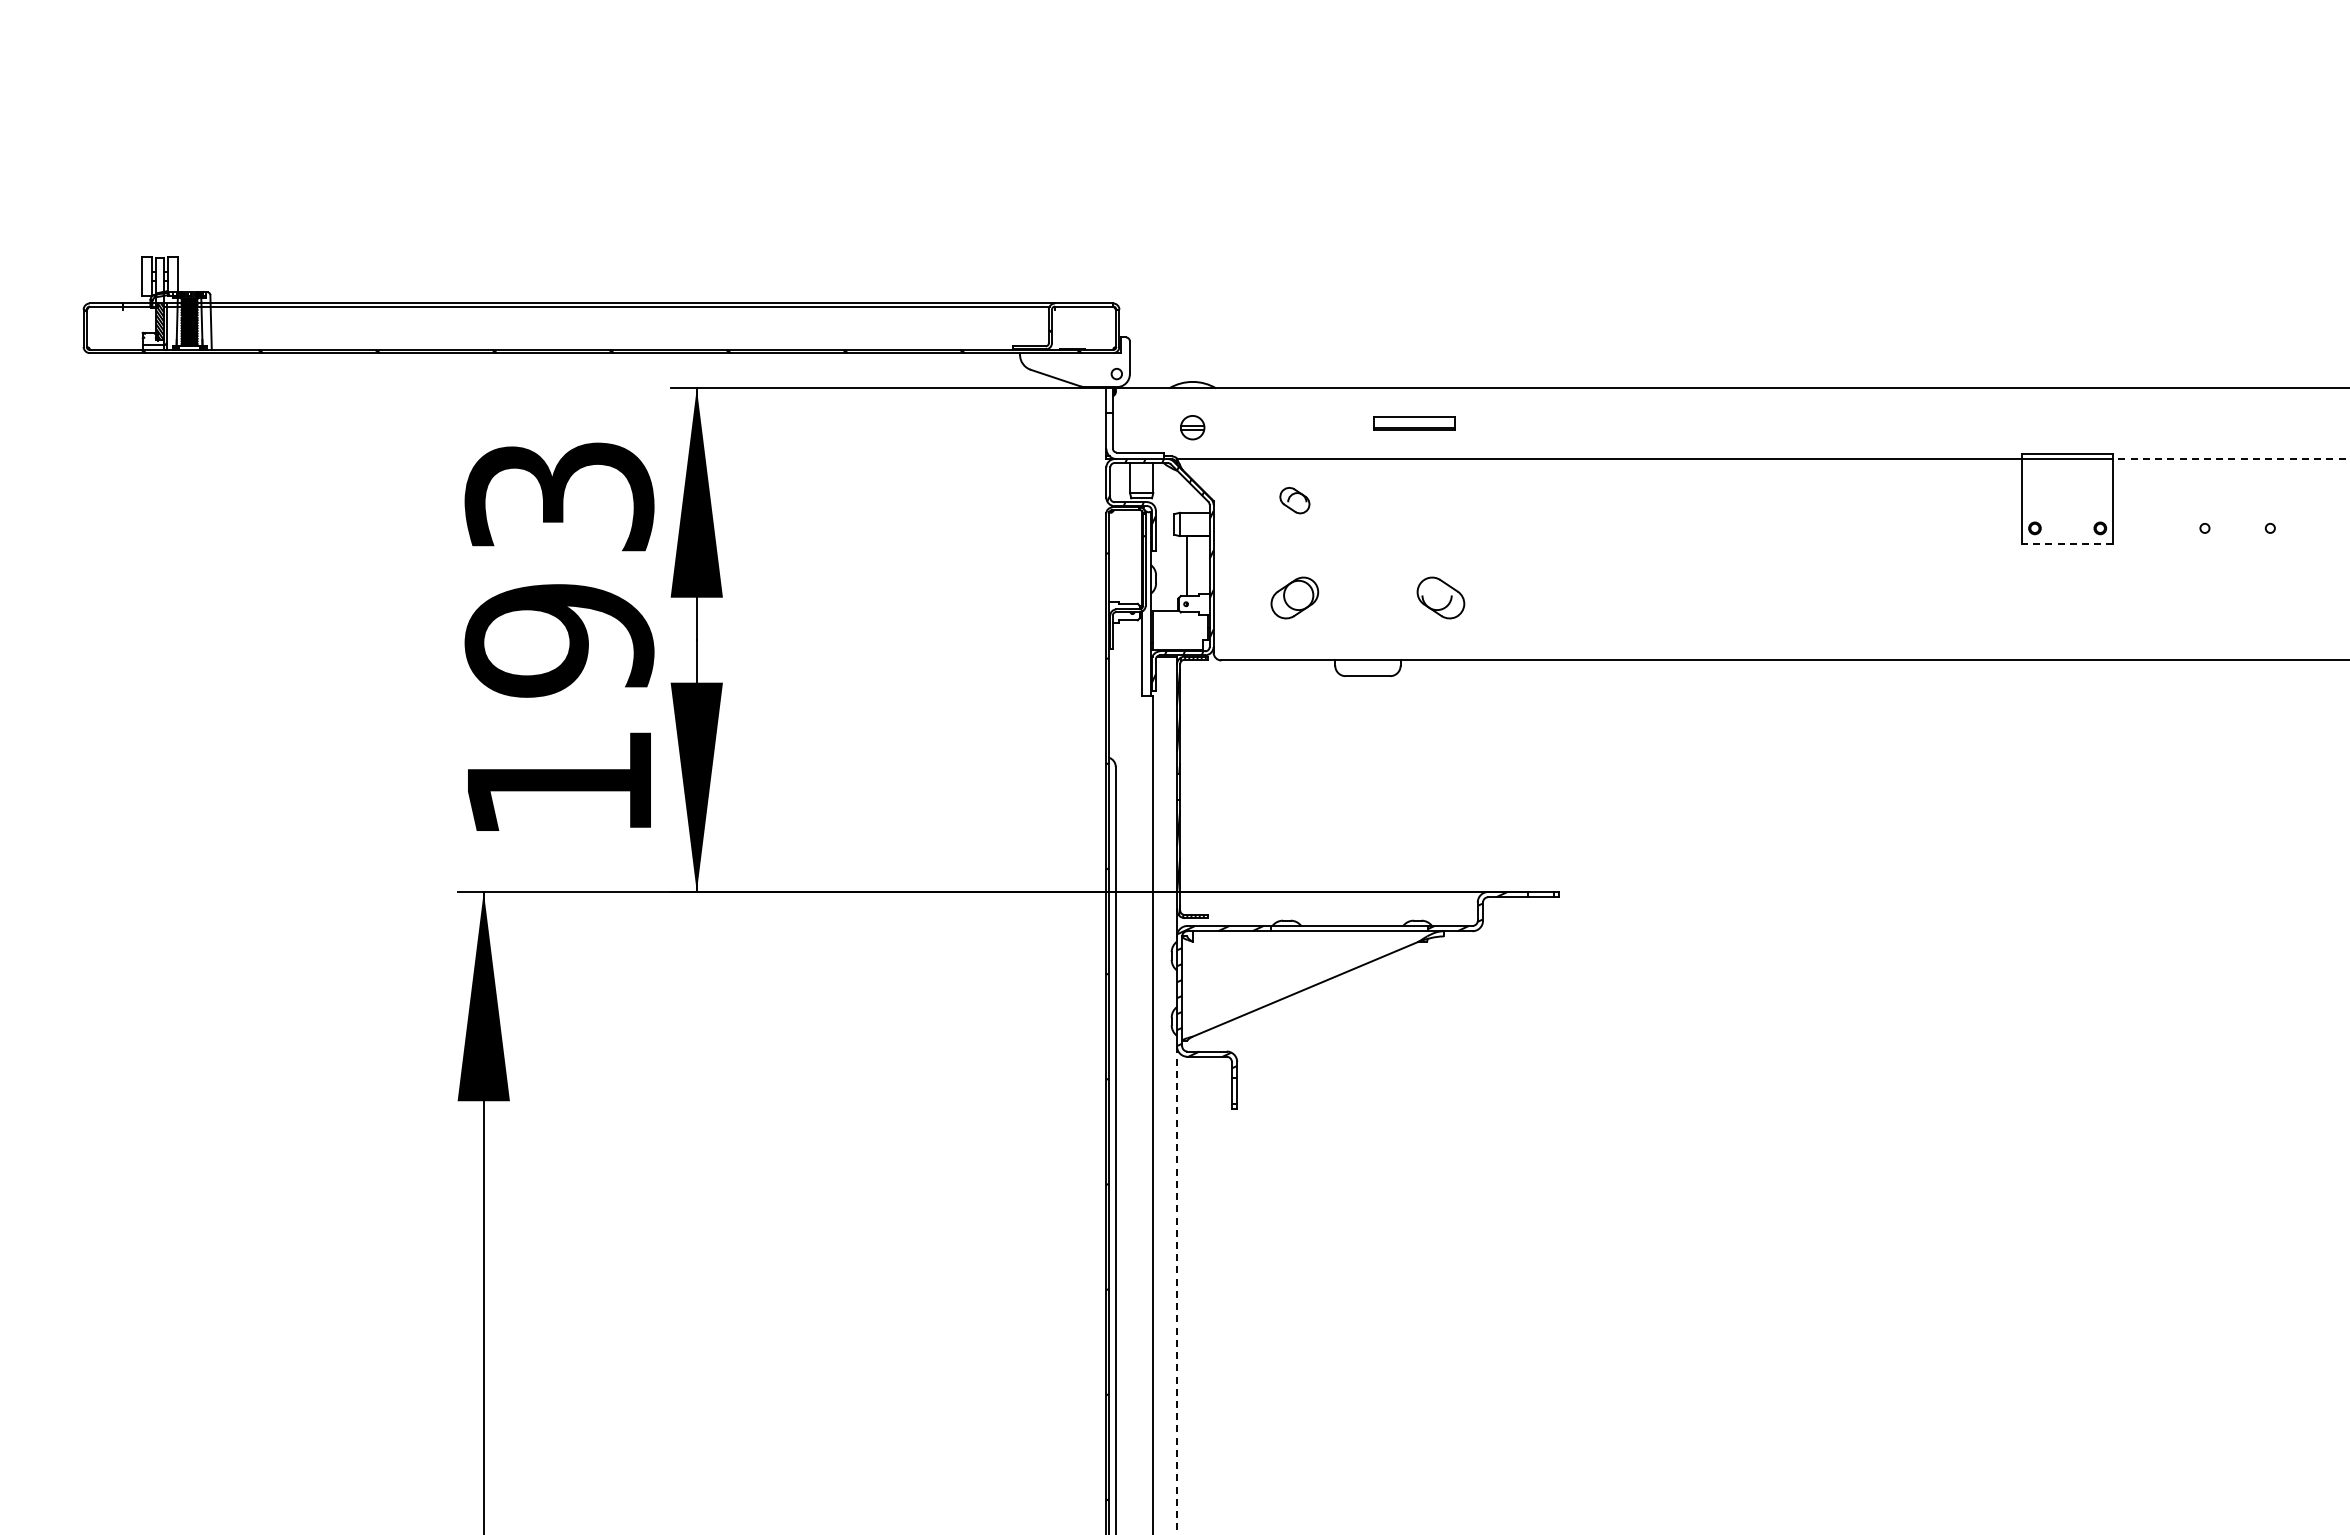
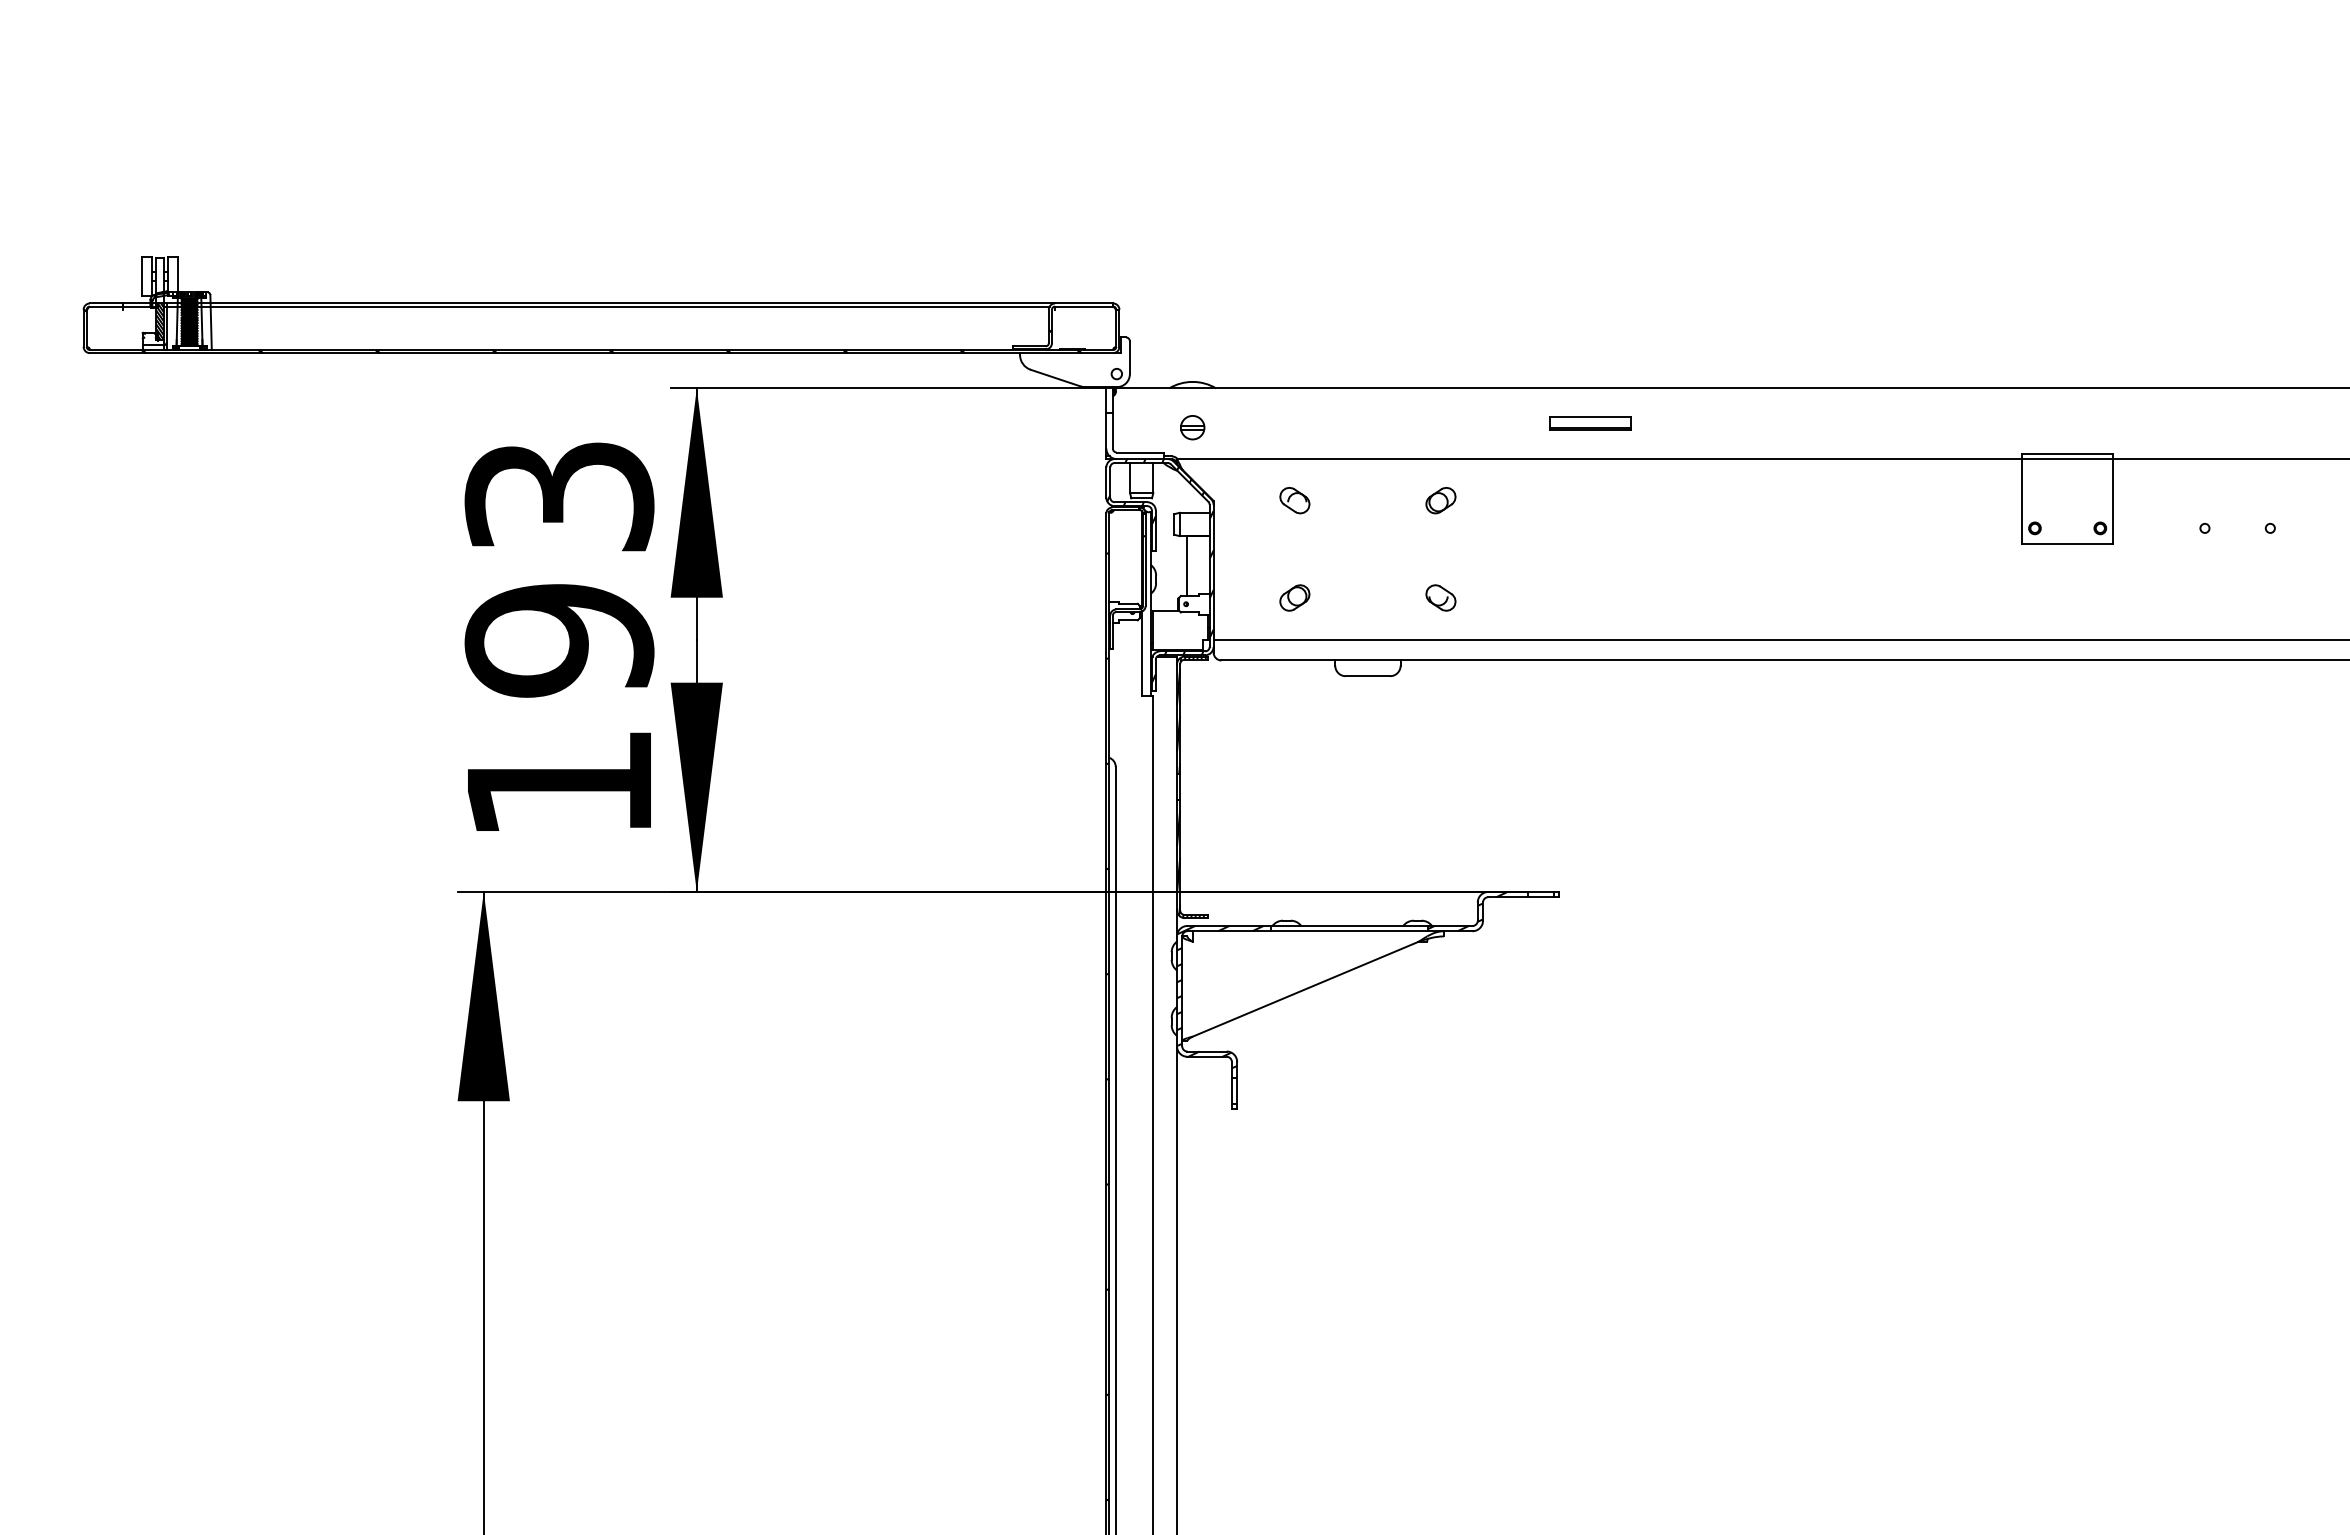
part position: (1414, 423) -> (1590, 423) (1590, 423)
line: dashed -> solid (2231, 459)
part: none -> present (1440, 500)
line: dashed -> solid (2067, 544)
part size: 50x44 px -> 32x28 px (1294, 597)
part size: 50x44 px -> 32x28 px (1440, 597)
line: none -> present (1779, 639)
line: dashed -> solid (1177, 1290)
